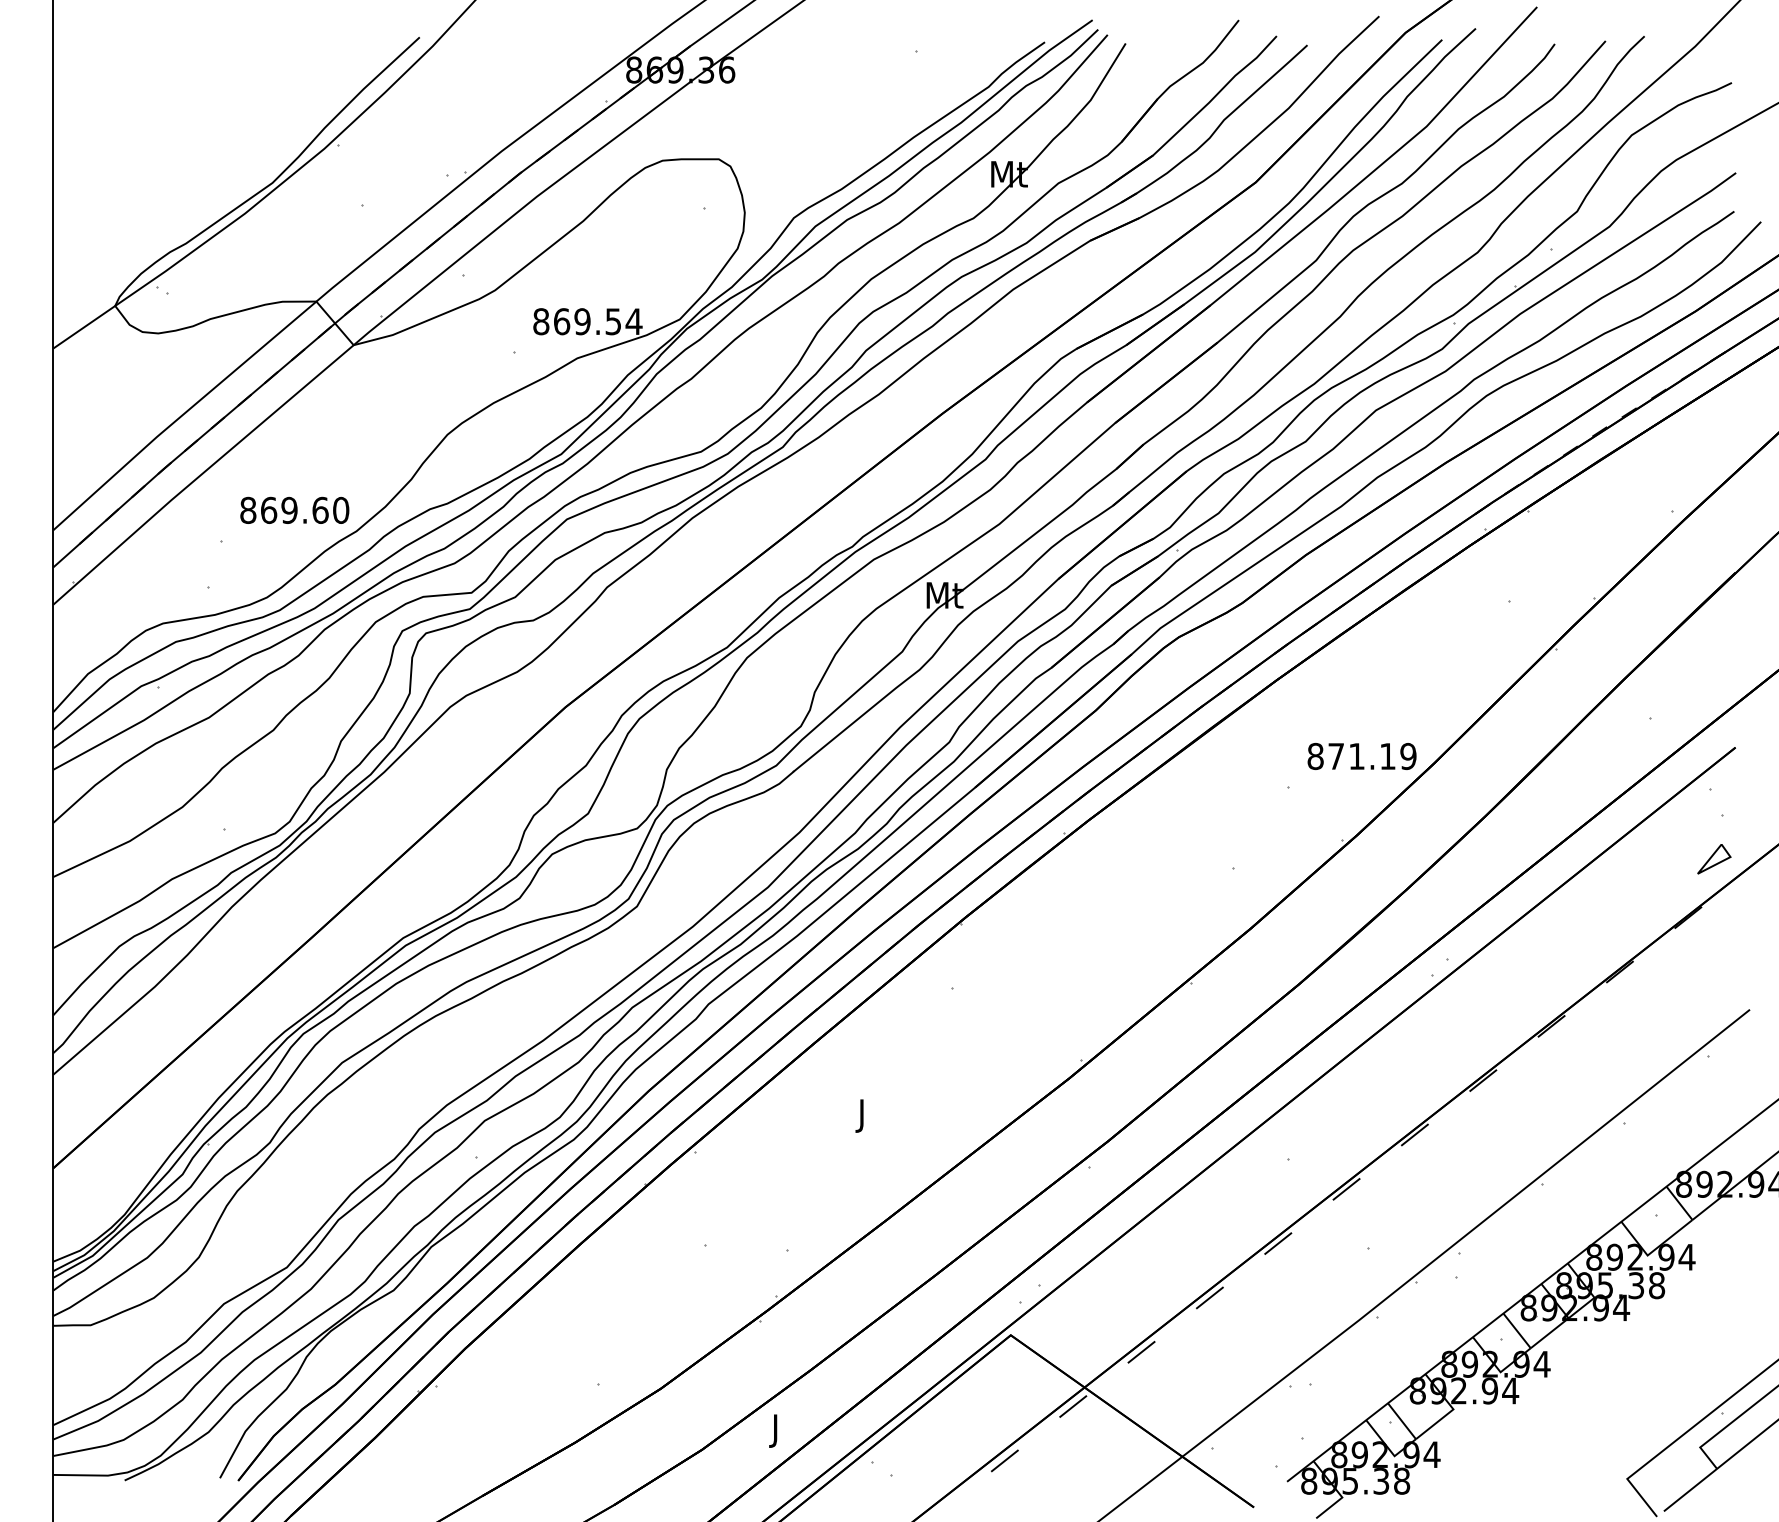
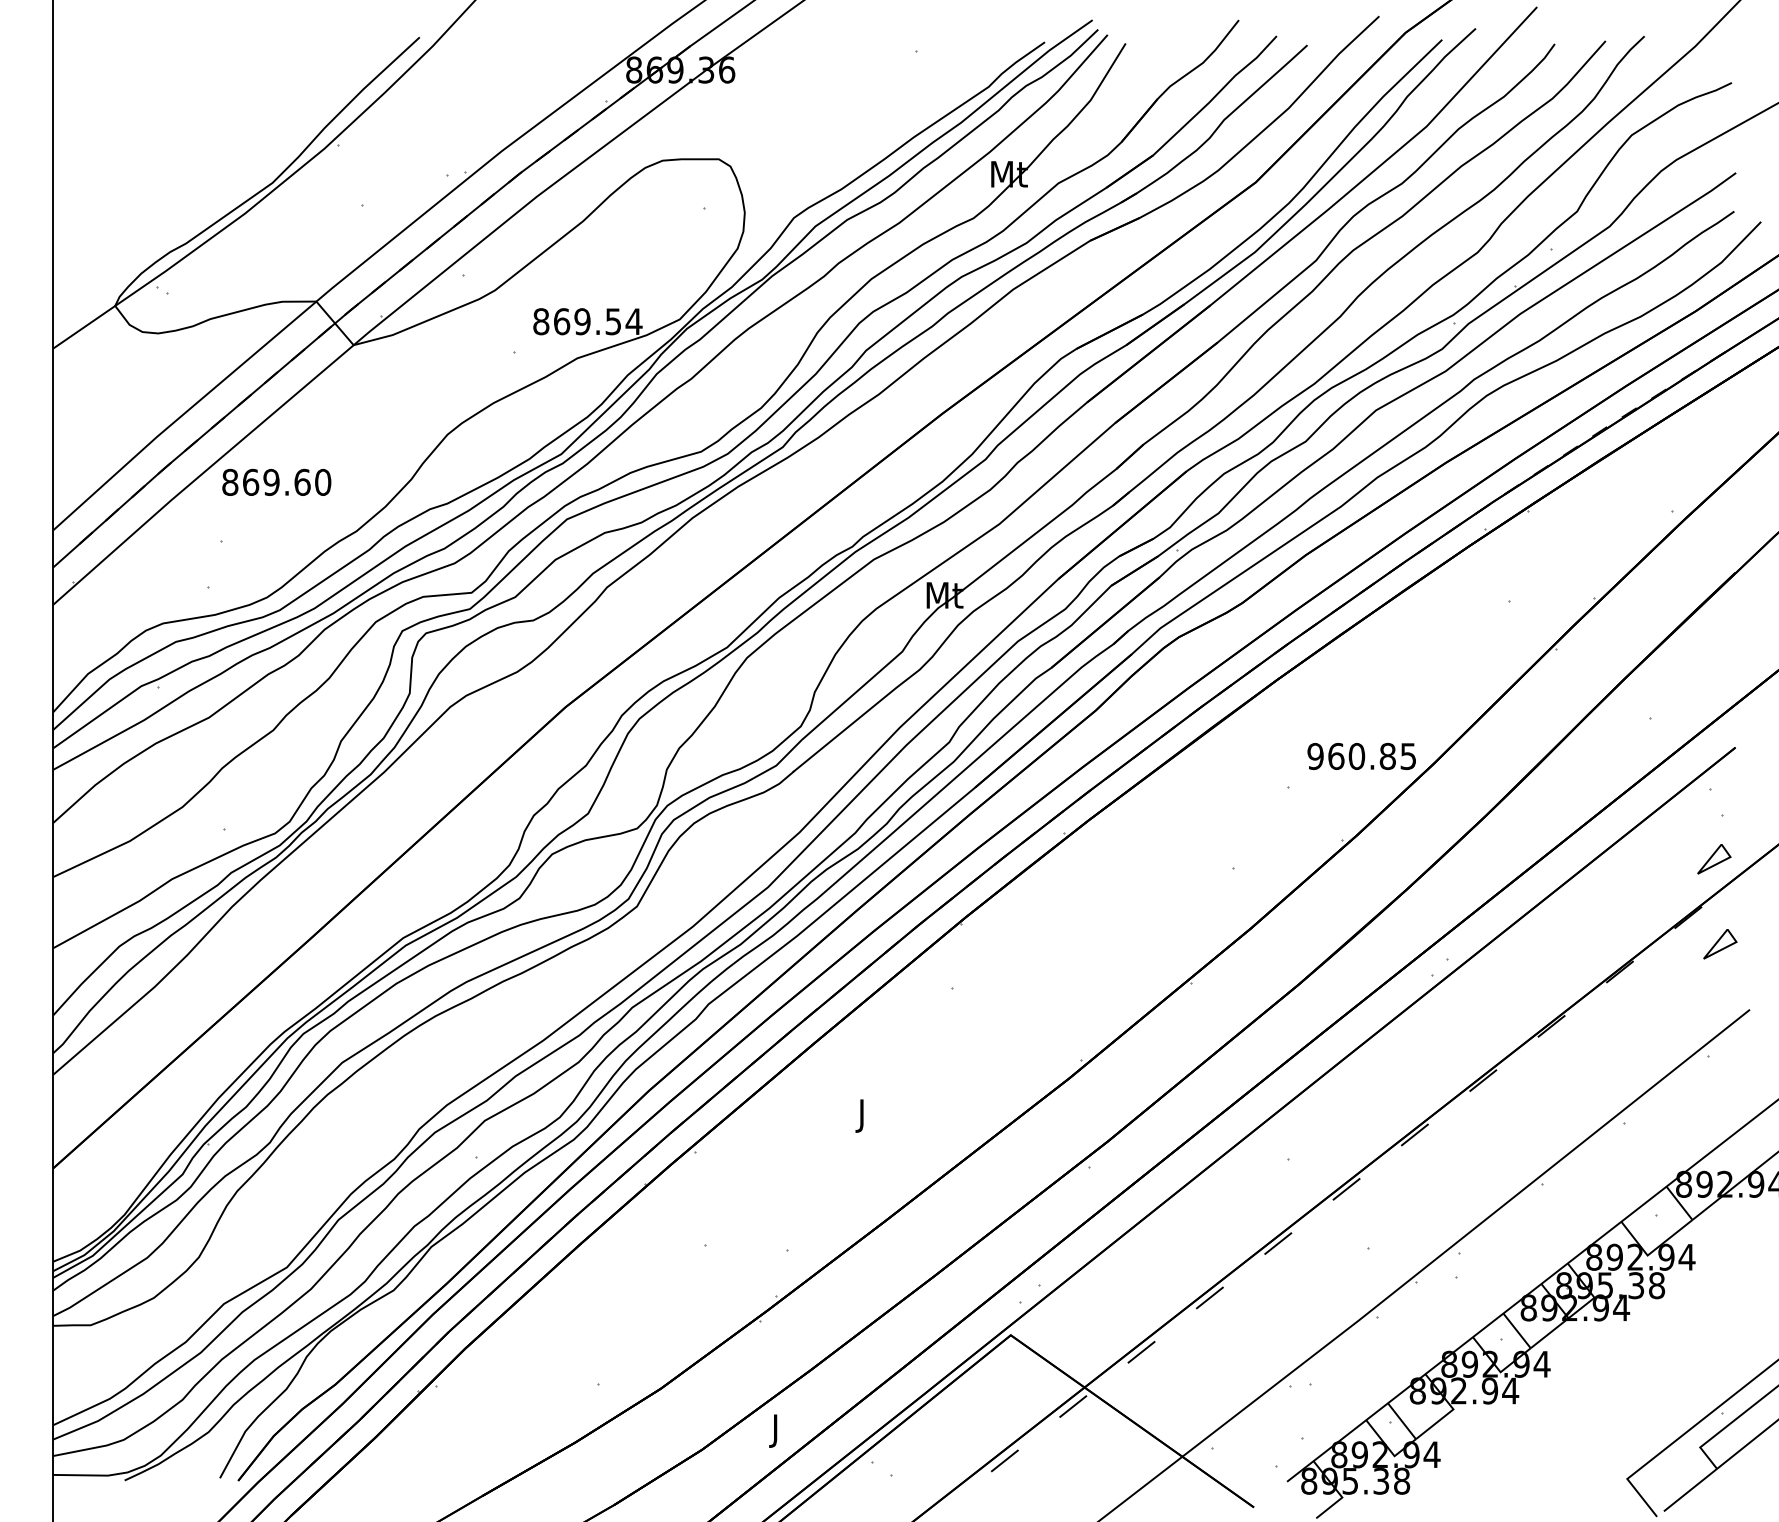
text position: (294, 509) -> (276, 481) (276, 481)
text: 871.19 -> 960.85 (1361, 756)
part: none -> present (1720, 944)
